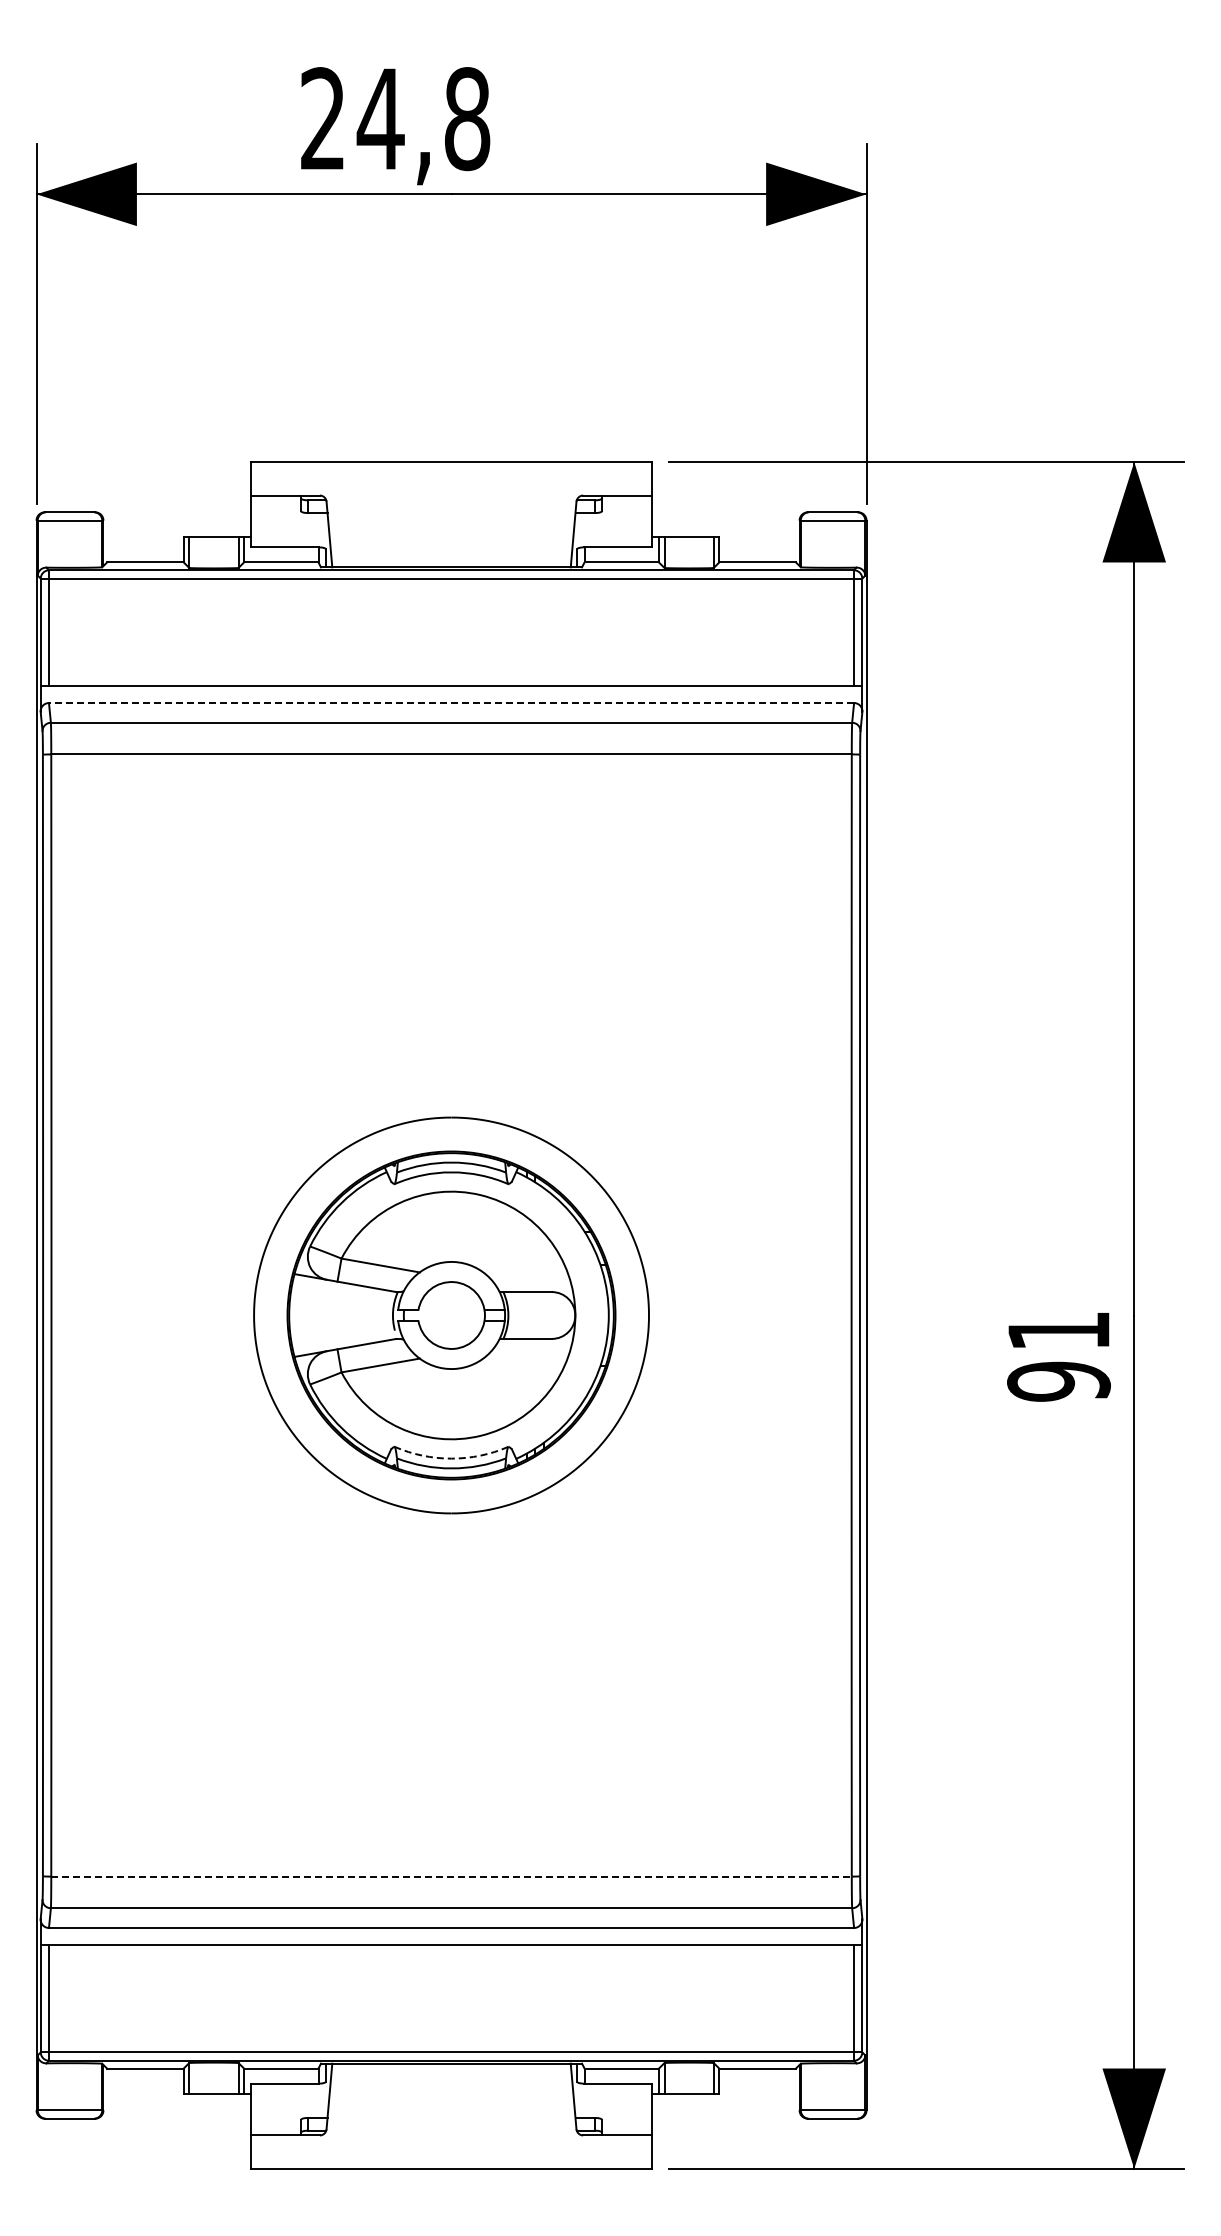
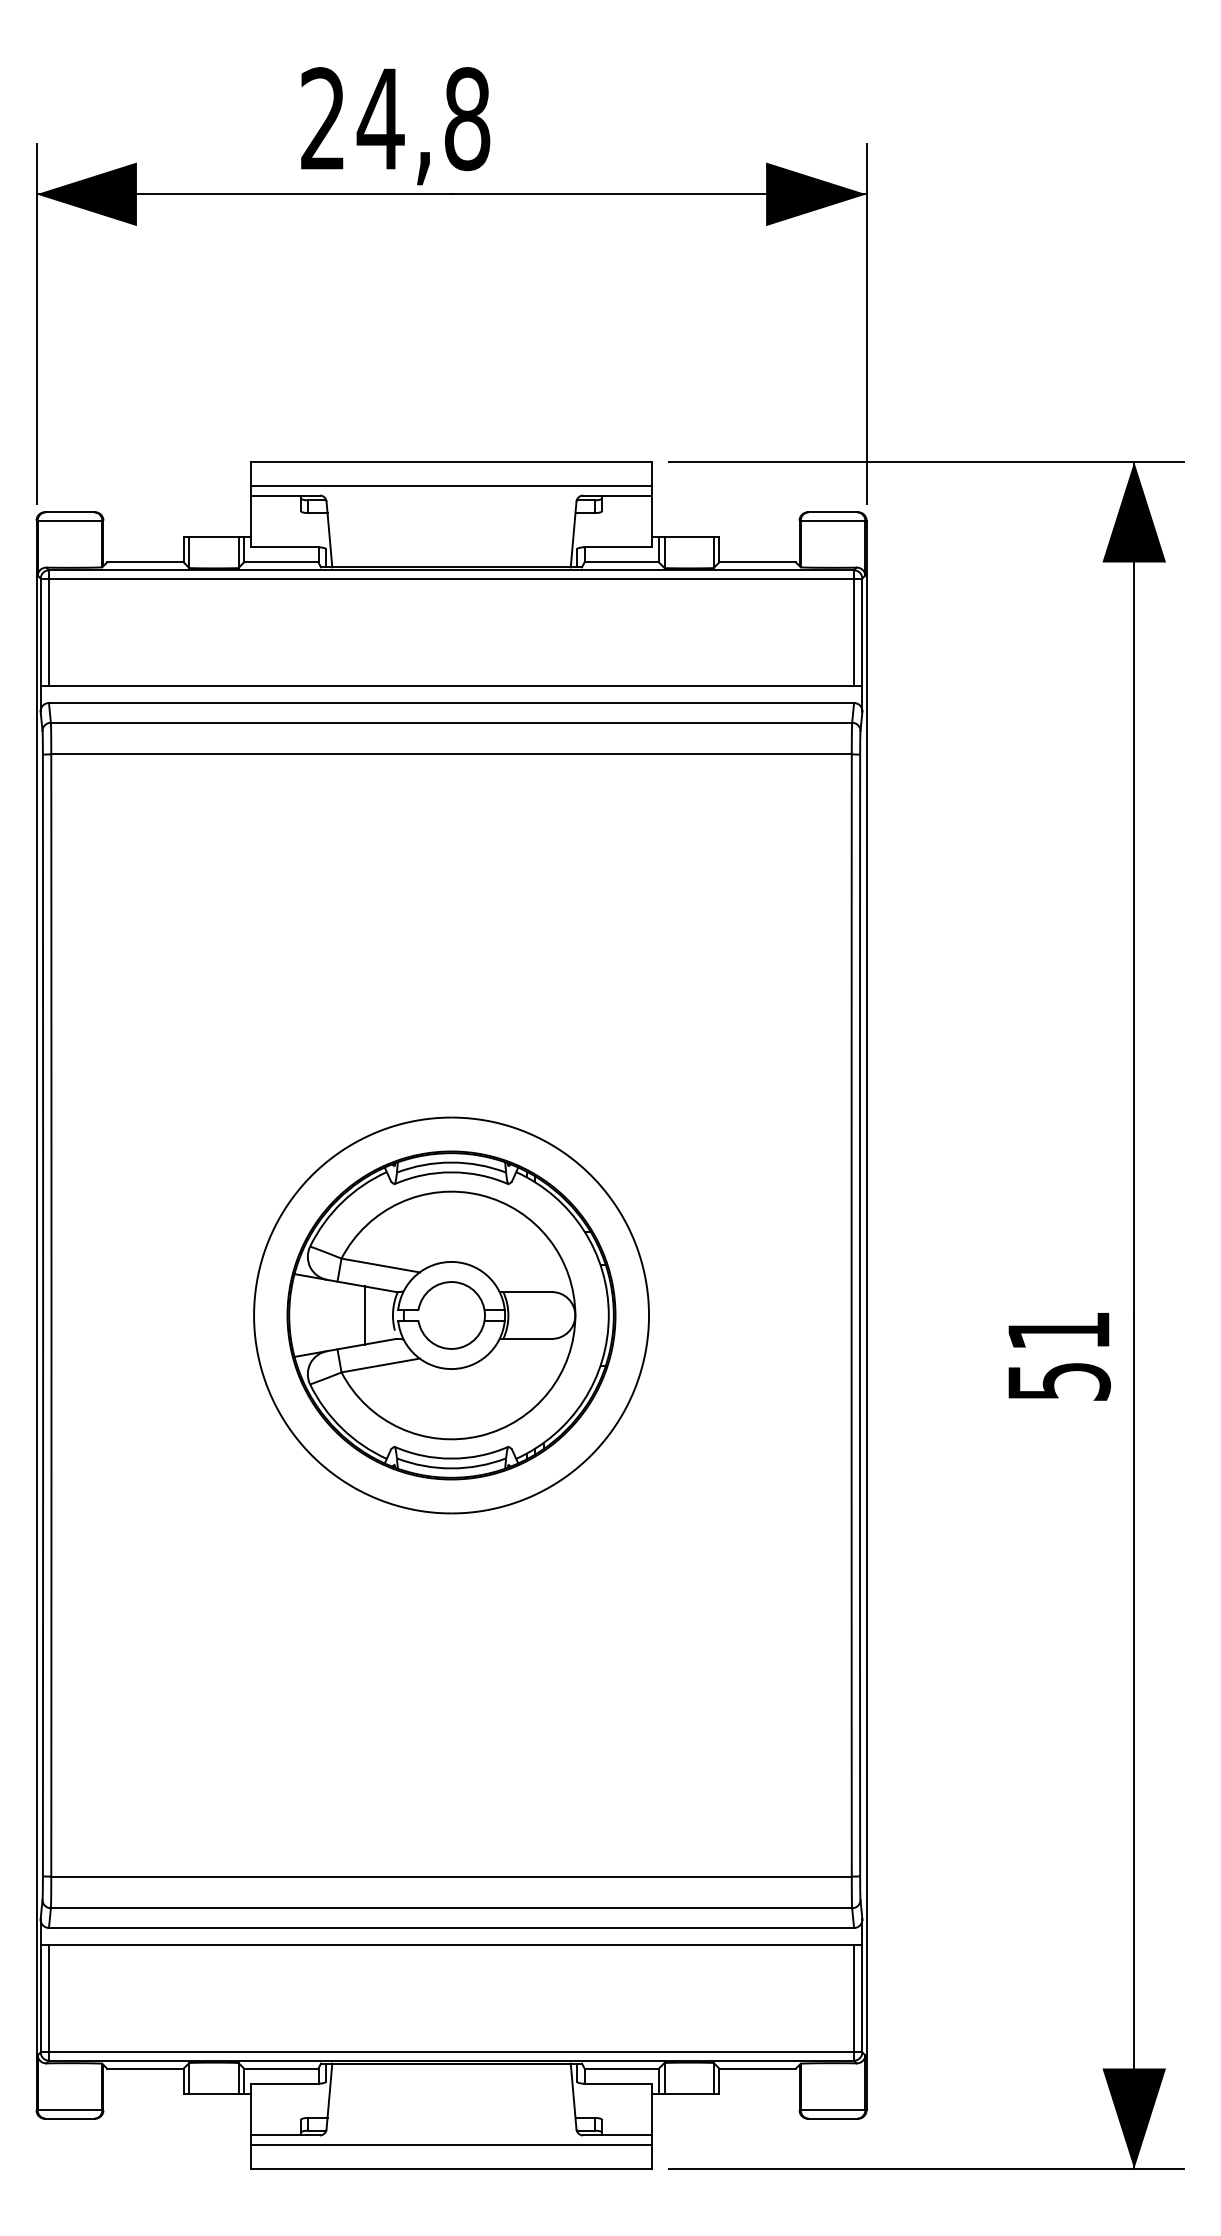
line: none -> present (451, 485)
line: dashed -> solid (451, 703)
line: none -> present (364, 1315)
text: 91 -> 51 (1058, 1381)
arc: dashed -> solid (451, 1458)
line: dashed -> solid (452, 1876)
line: none -> present (451, 2145)
